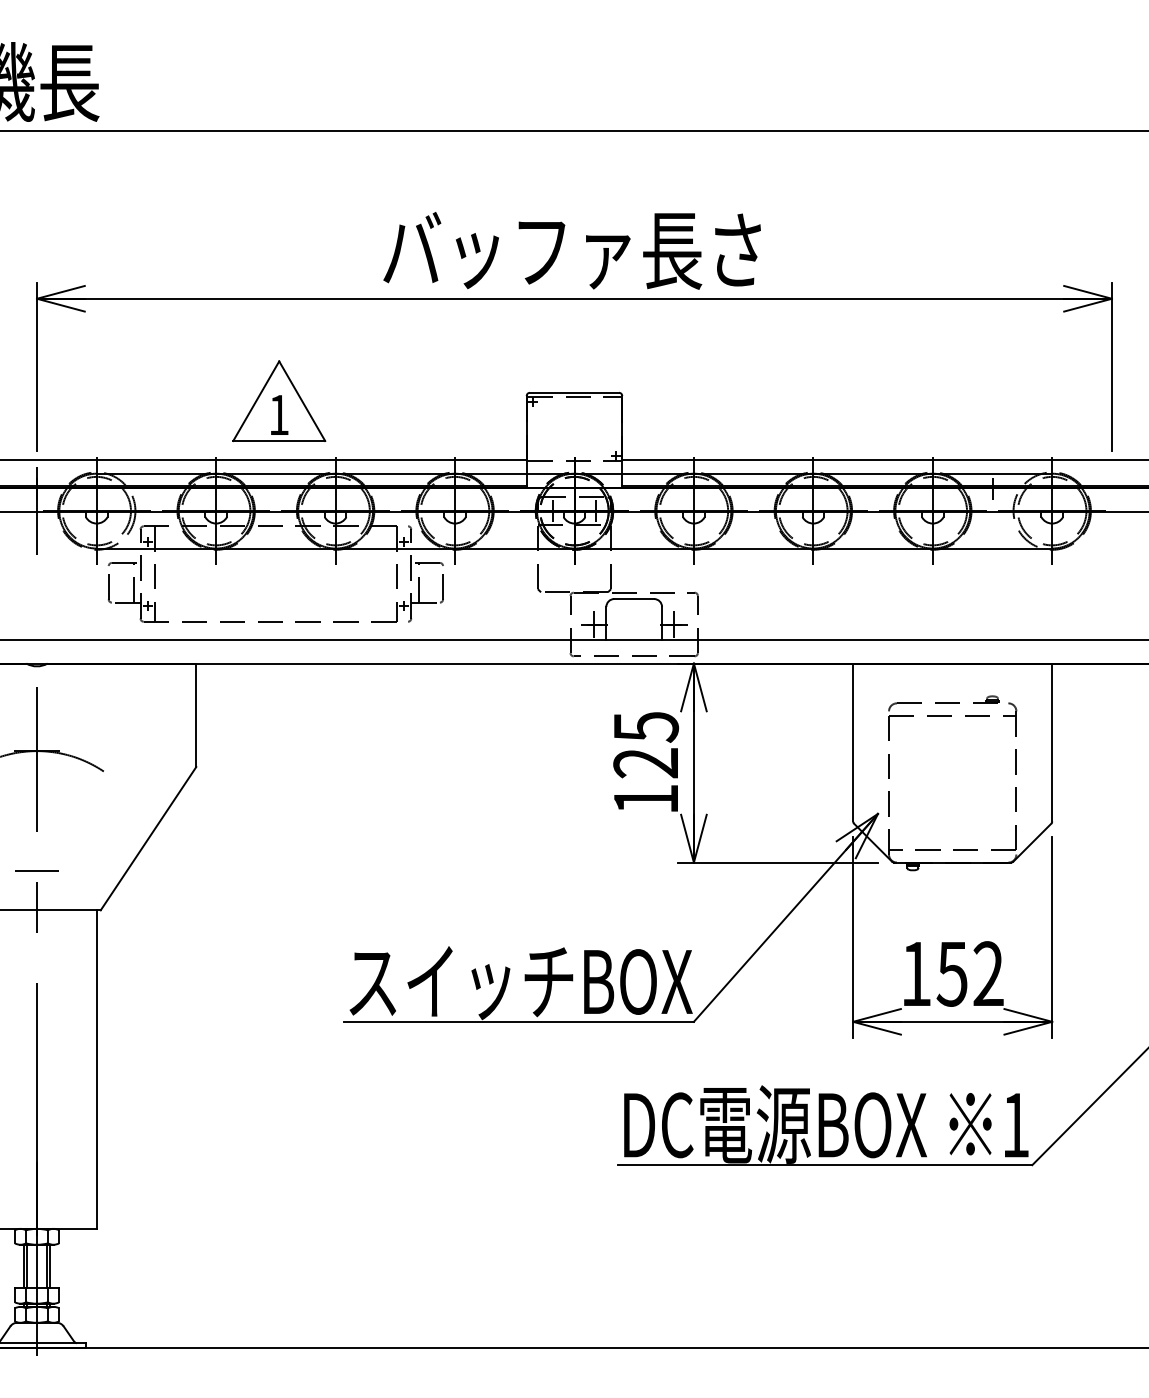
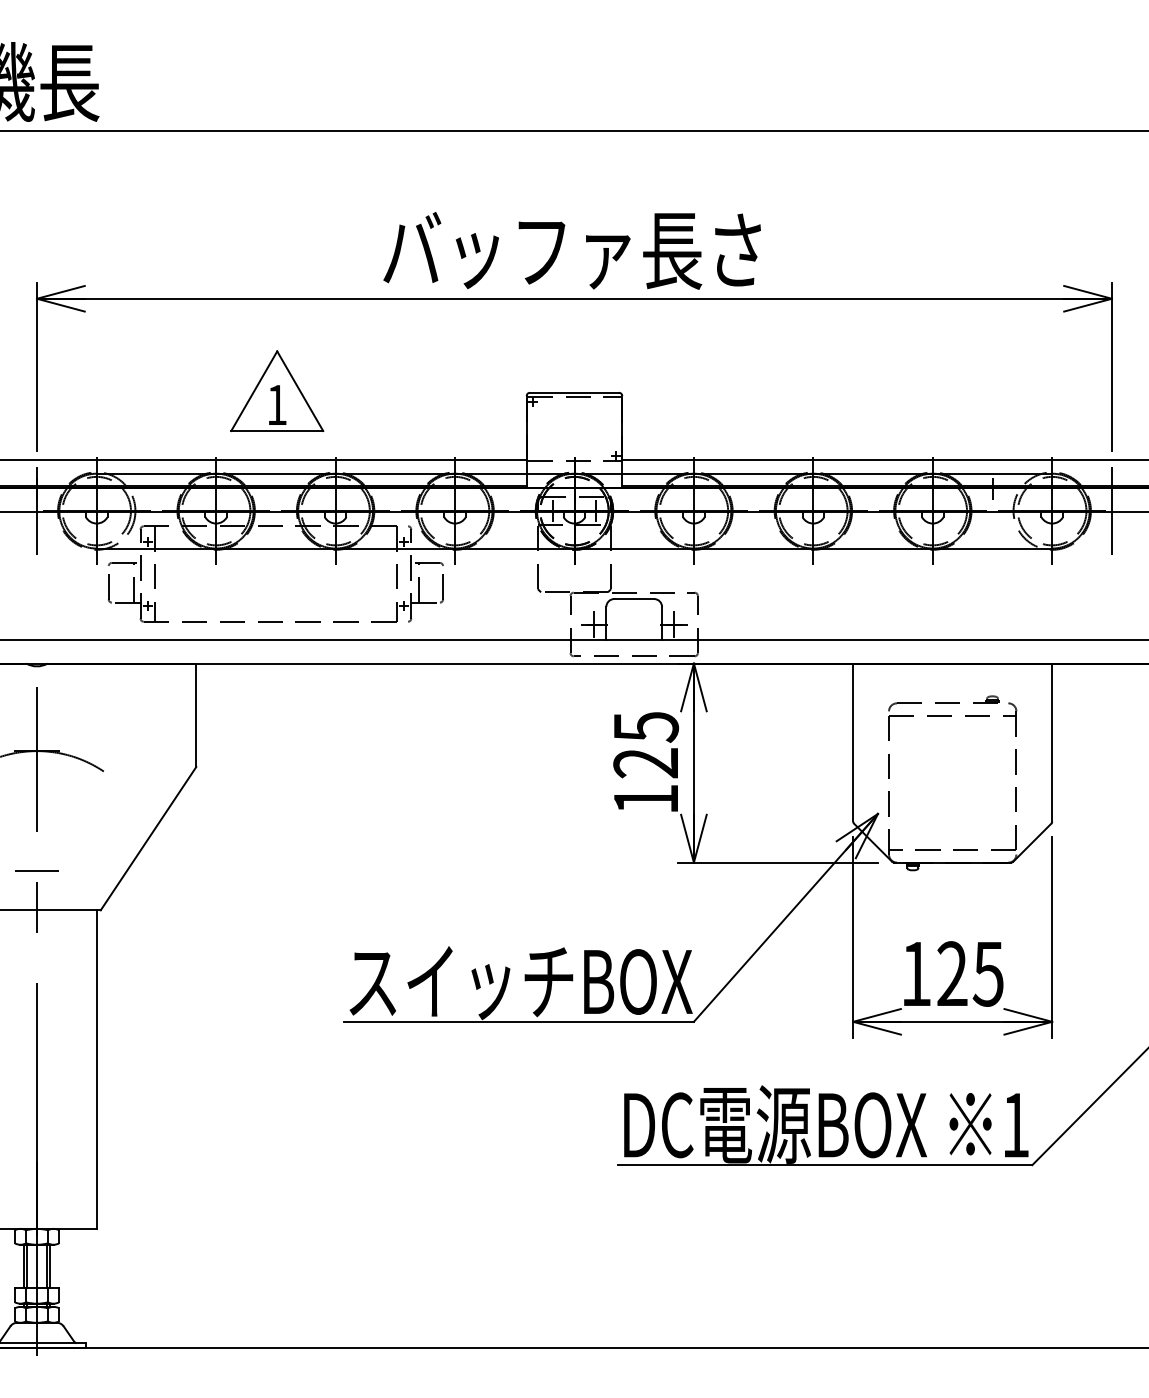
part position: (279, 401) -> (277, 391) (277, 391)
line: none -> present (1111, 510)
text: 152 -> 125 (969, 973)
